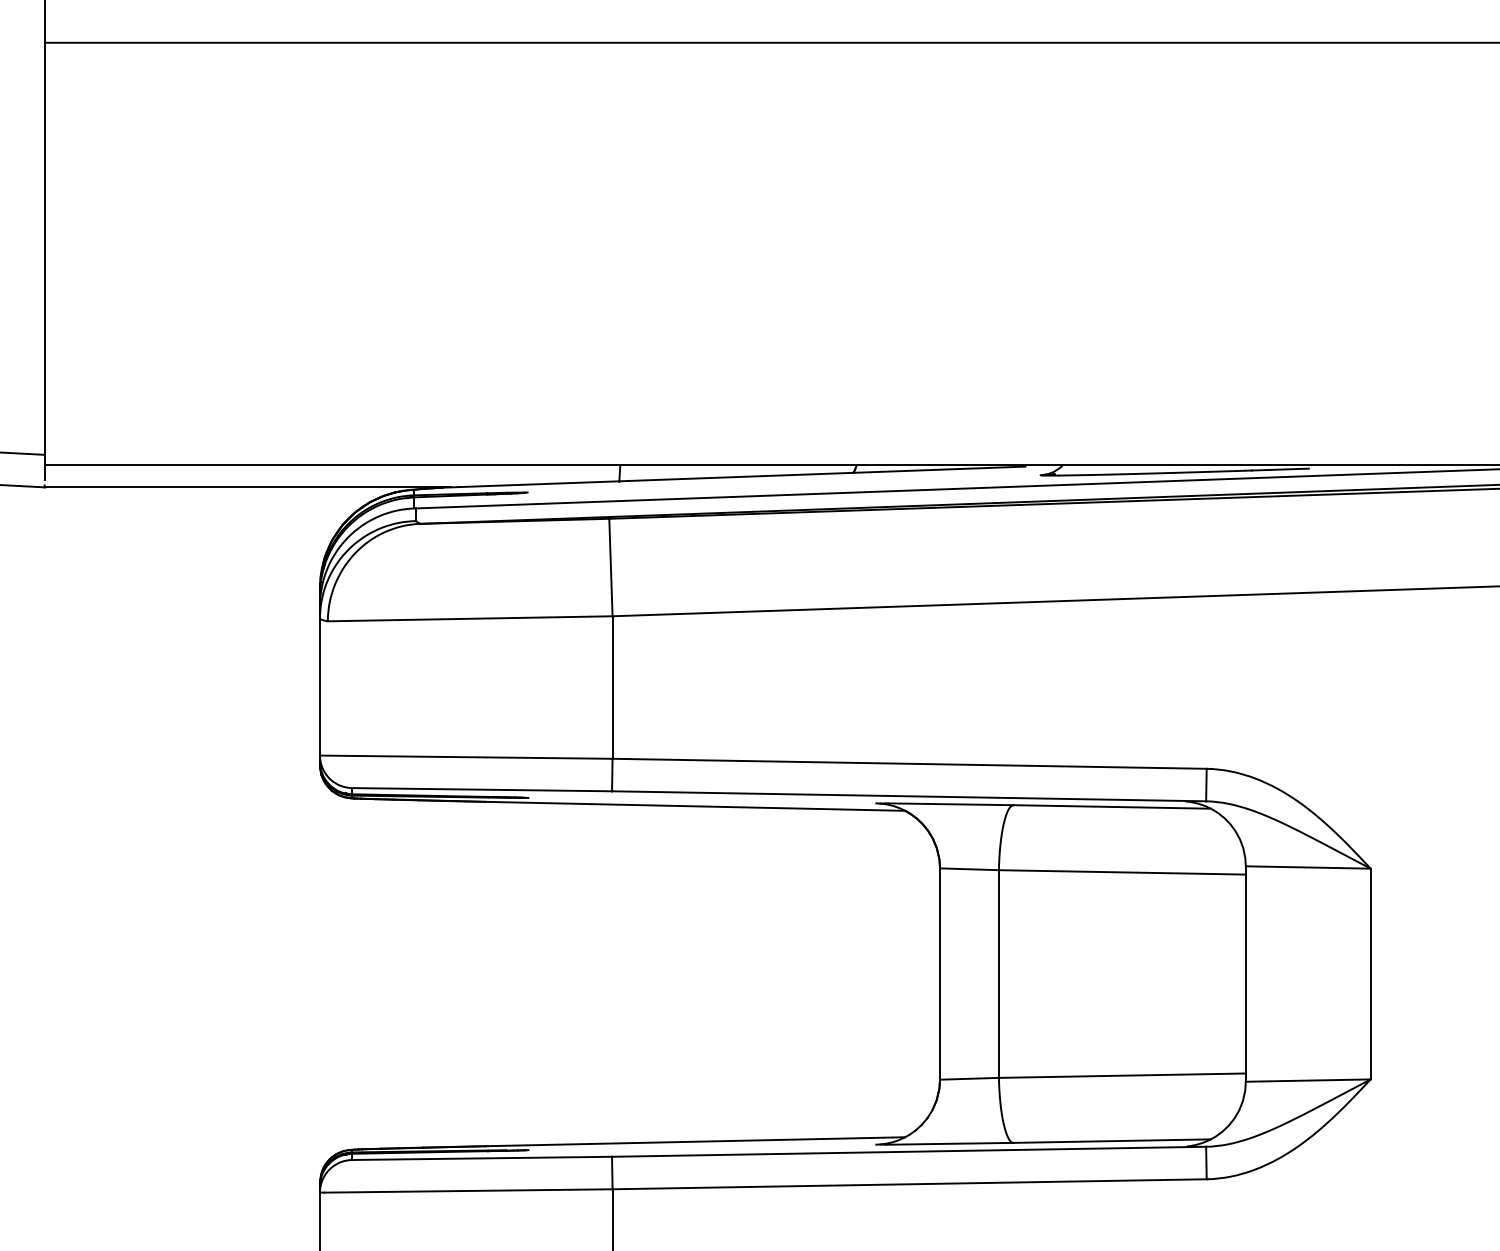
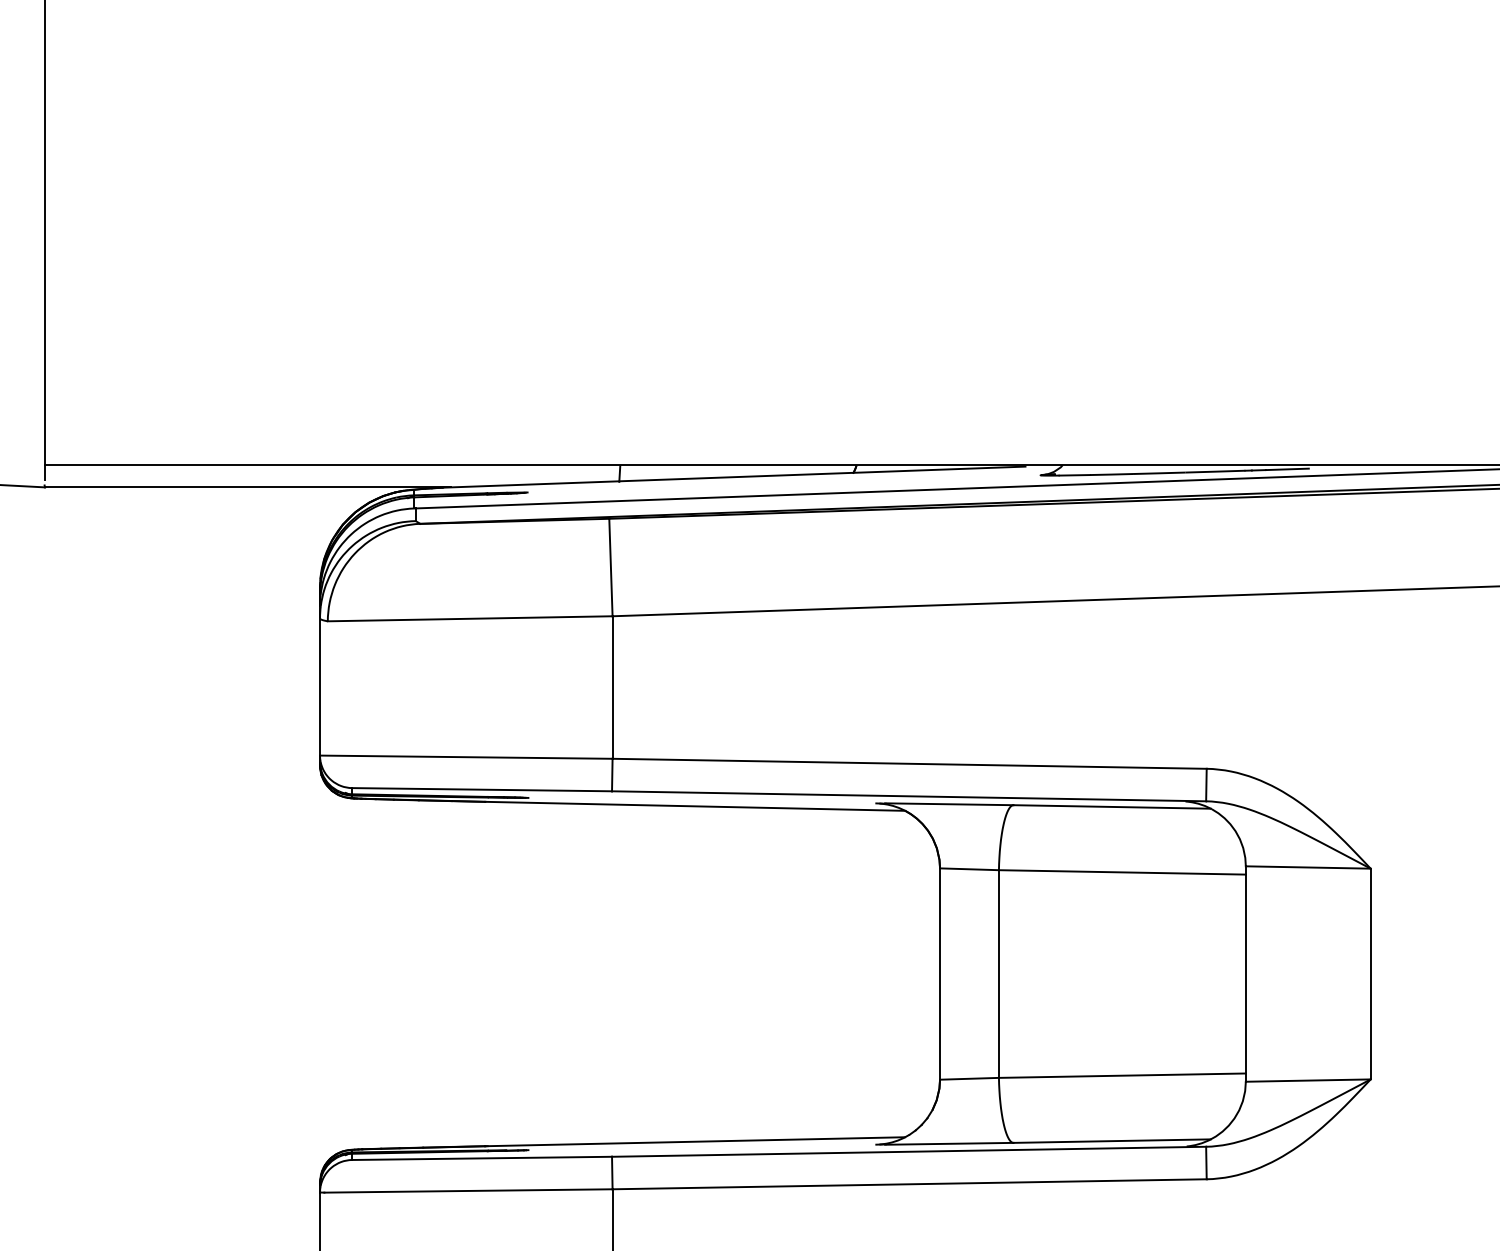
line: present -> none (770, 42)
line: present -> none (23, 453)
